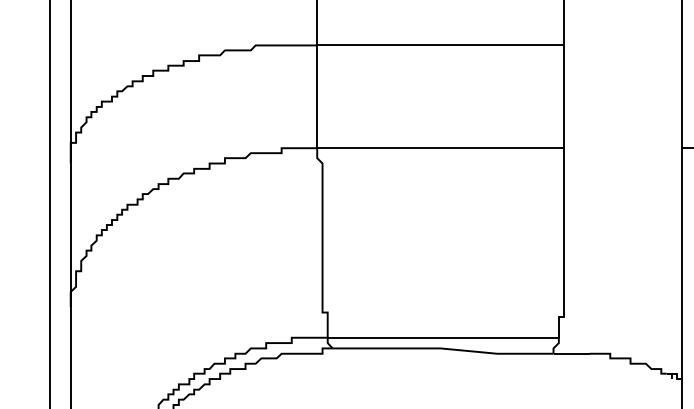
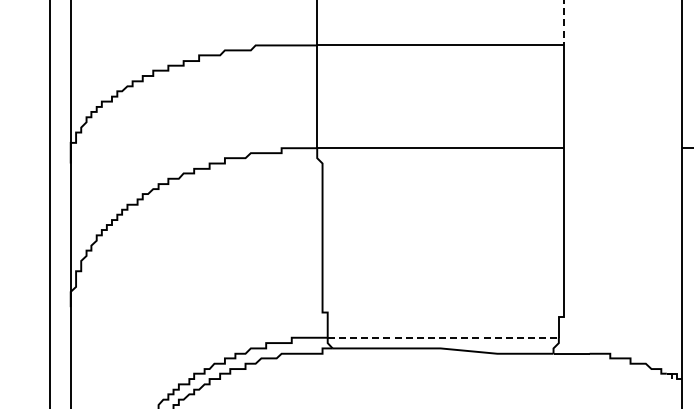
line: solid -> dashed (564, 23)
line: solid -> dashed (443, 337)
